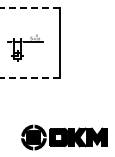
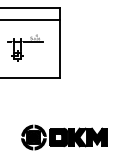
line: dashed -> solid (29, 8)
line: none -> present (30, 20)
line: dashed -> solid (29, 78)
